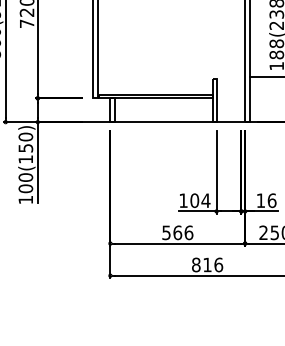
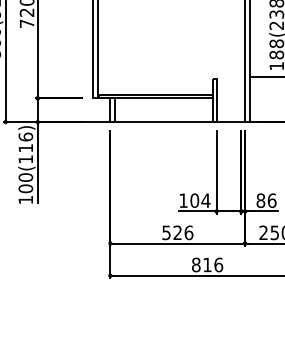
text: 100(150) -> 100(116) (25, 142)
text: 16 -> 86 (260, 200)
text: 566 -> 526 (177, 232)
